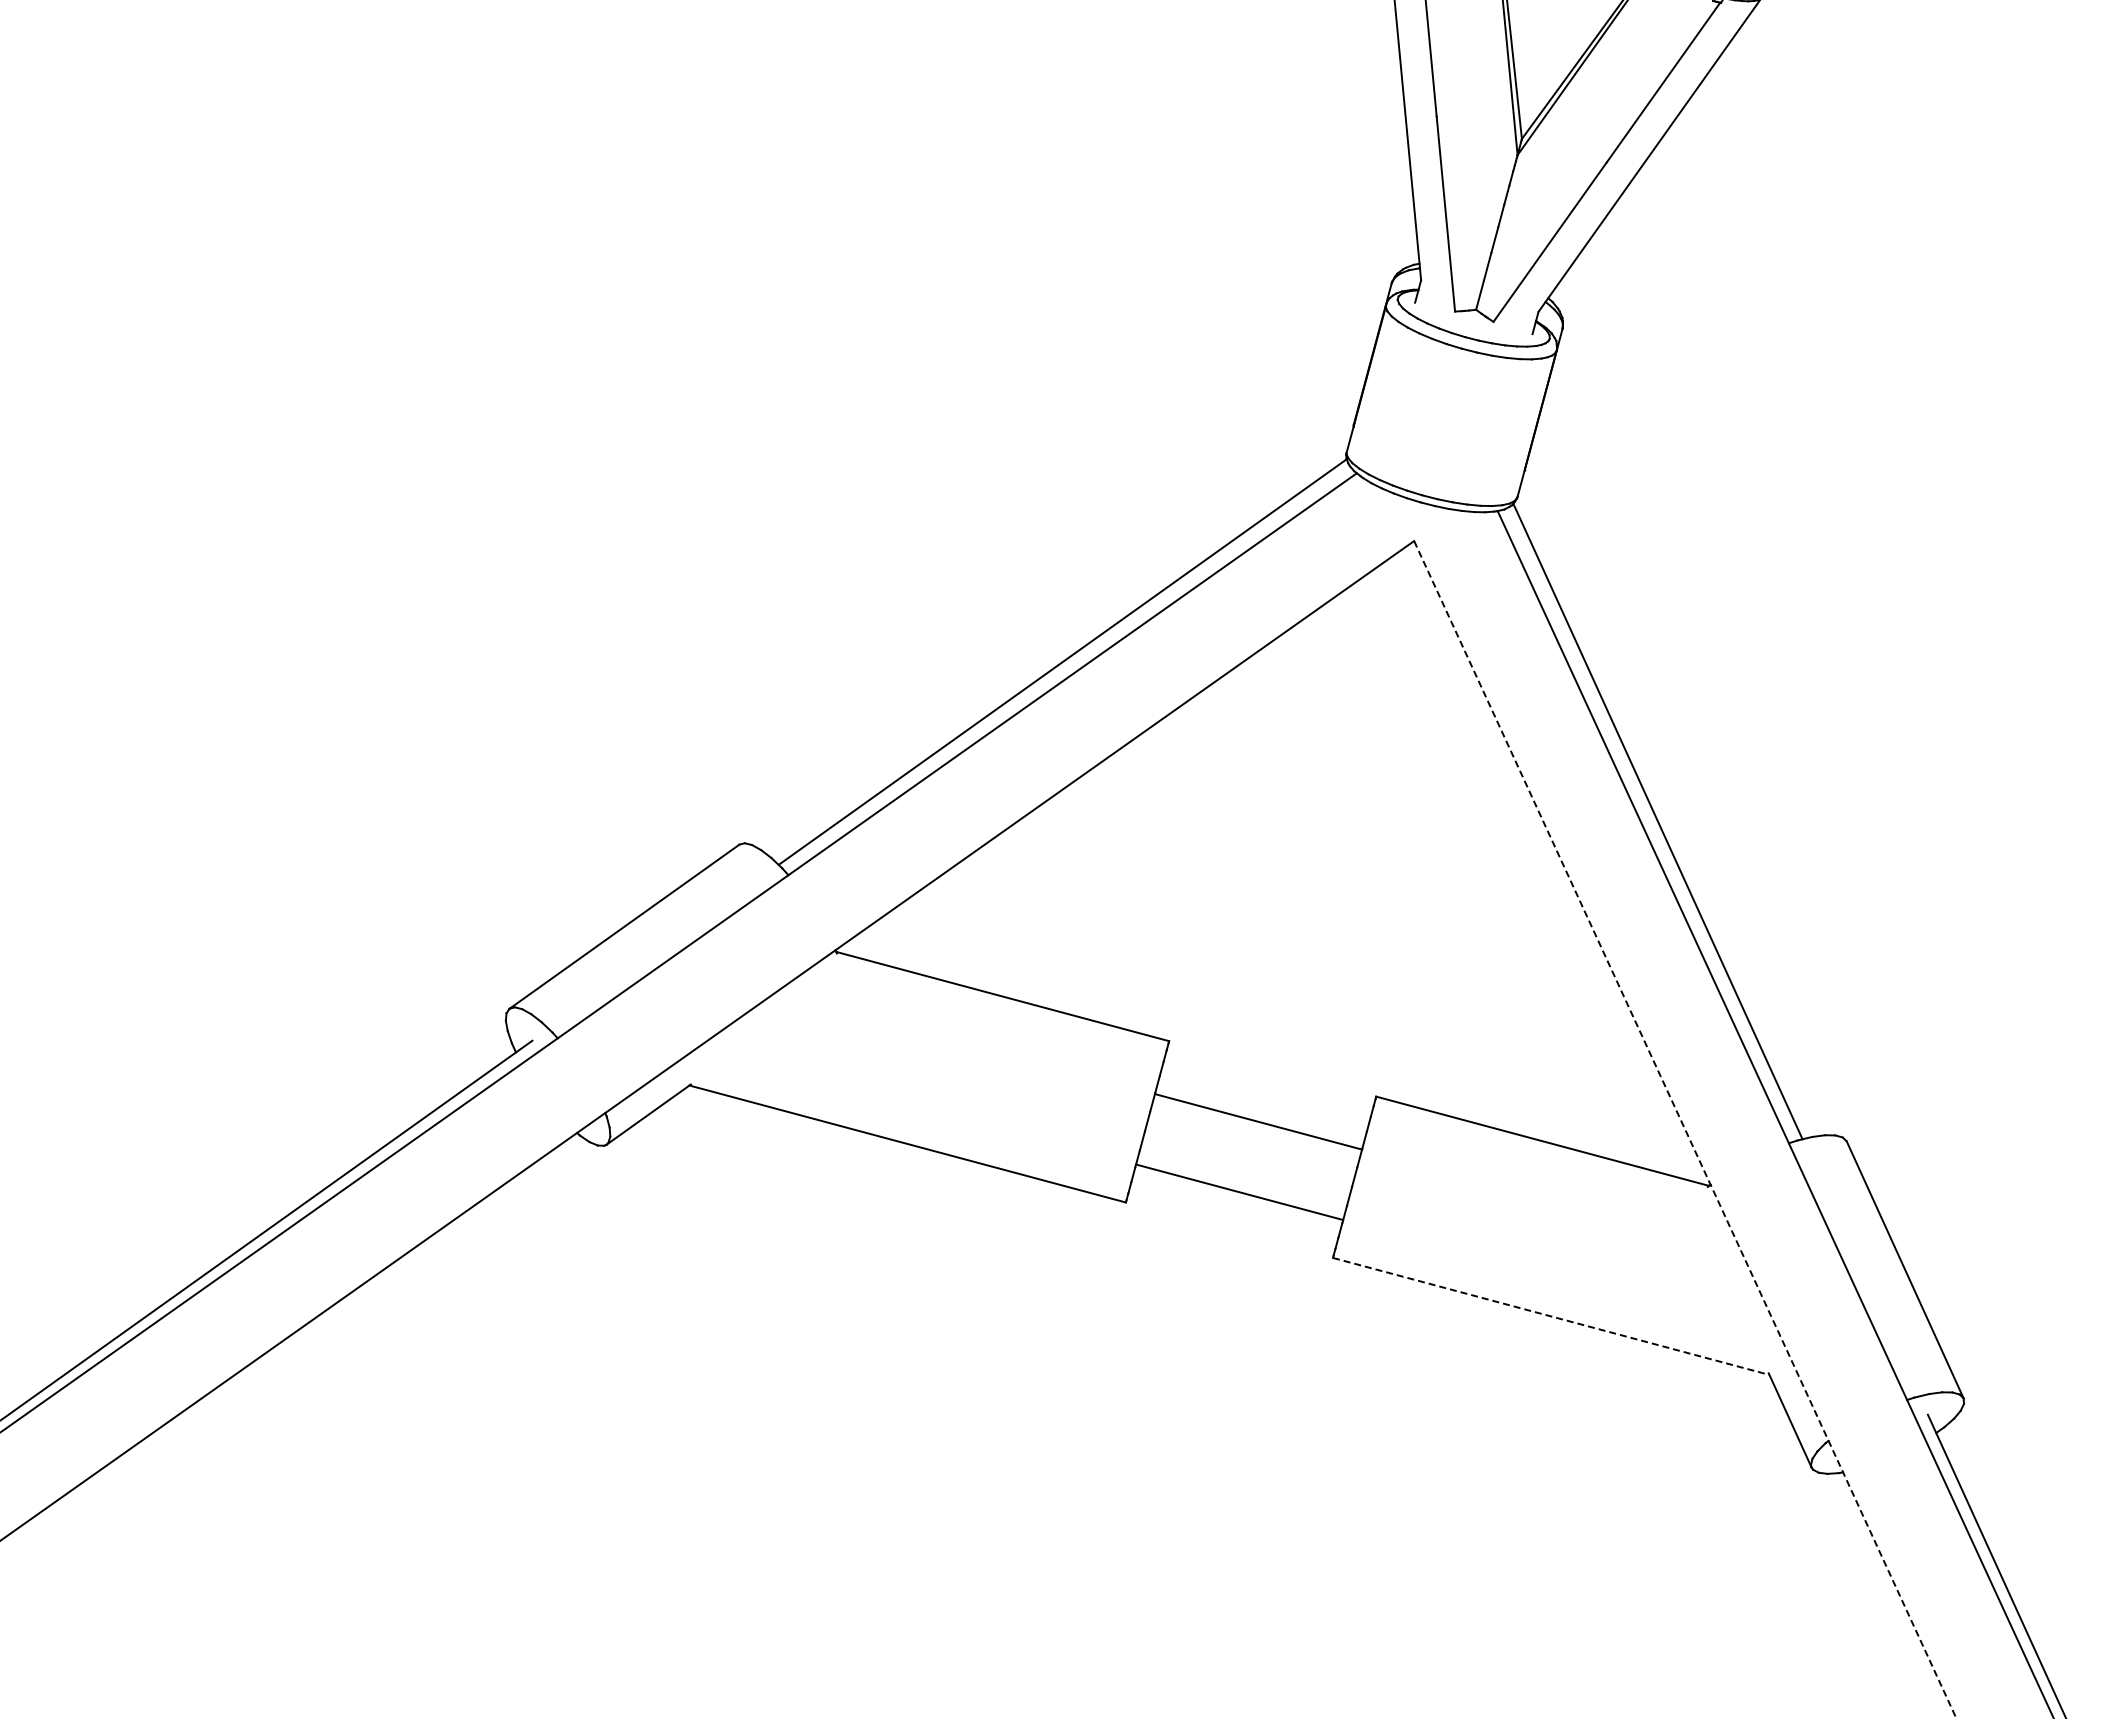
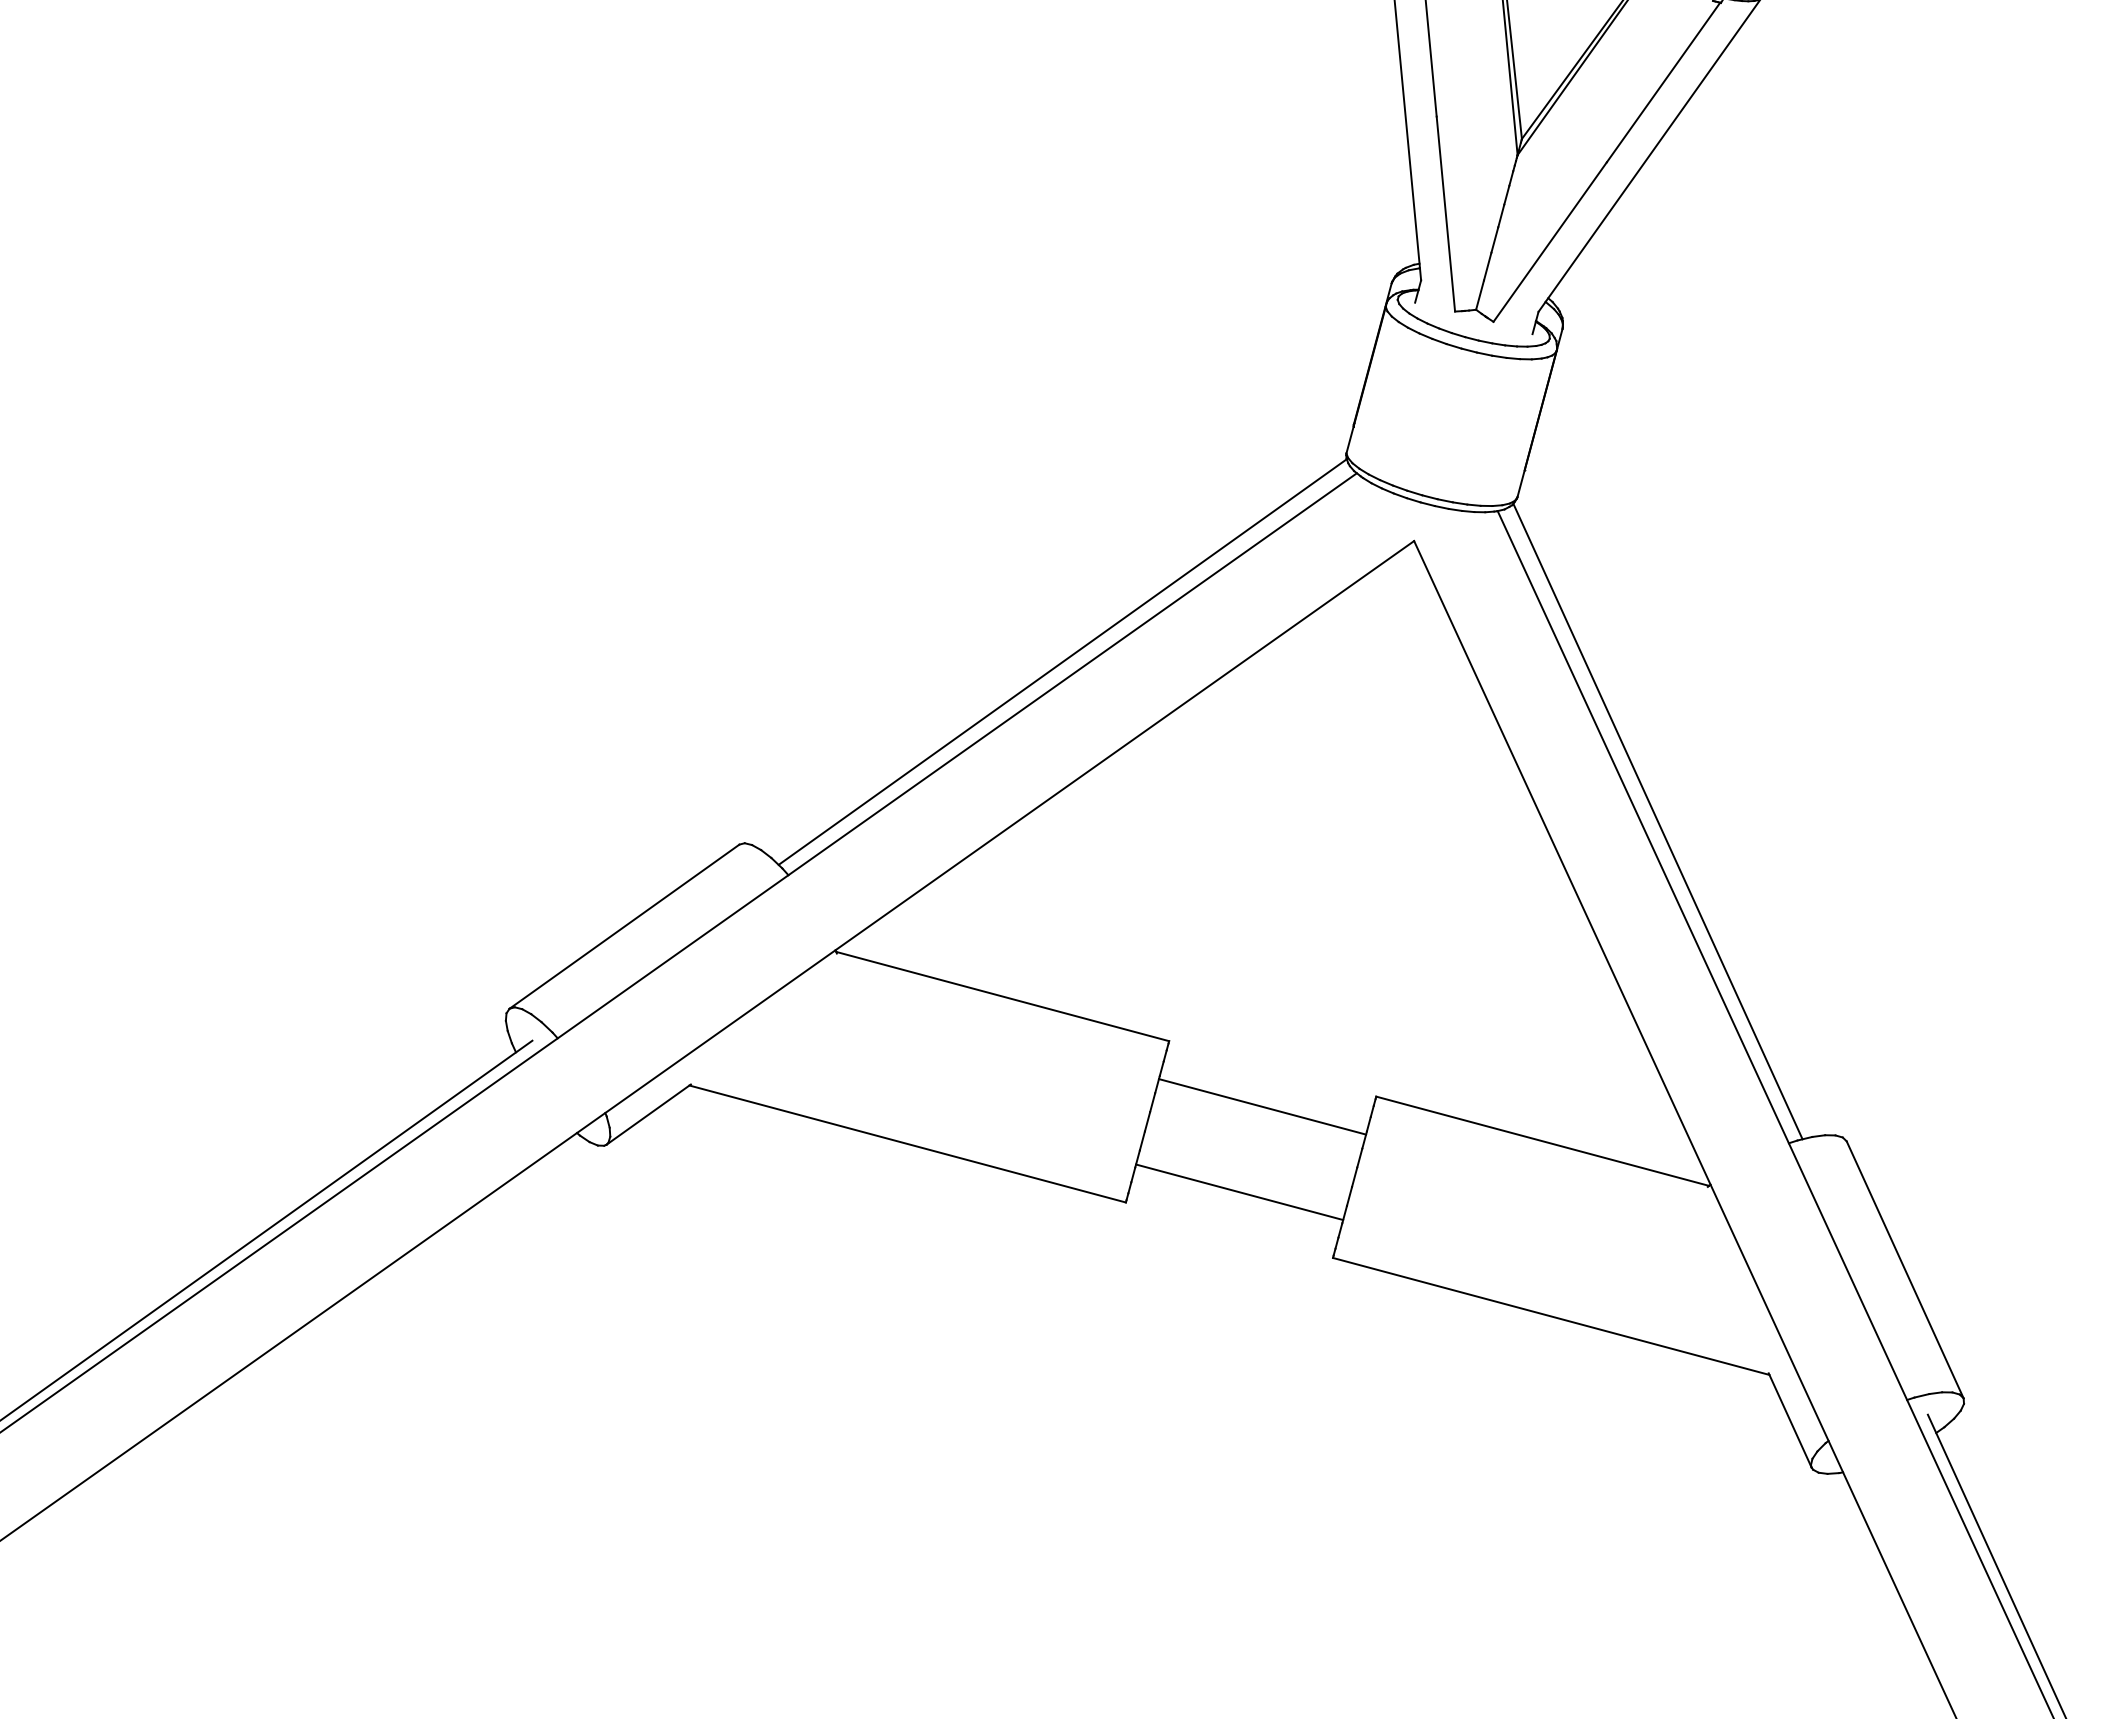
line position: (1258, 1121) -> (1262, 1106) (1262, 1106)
line: dashed -> solid (1685, 1130)
line: dashed -> solid (1551, 1316)
